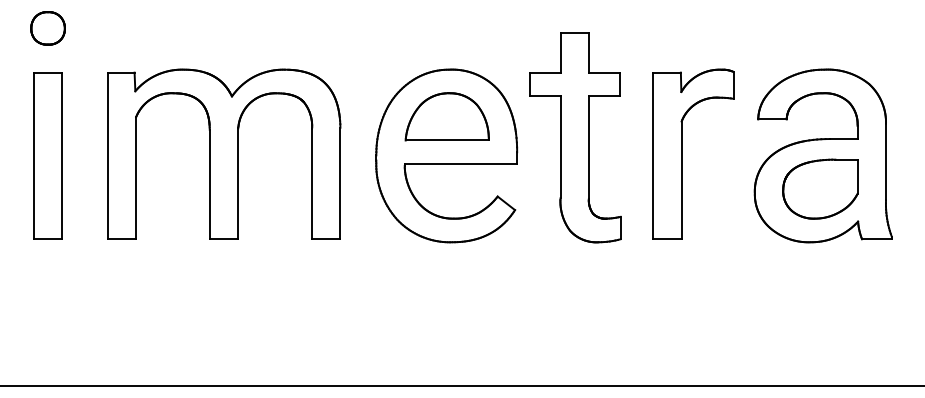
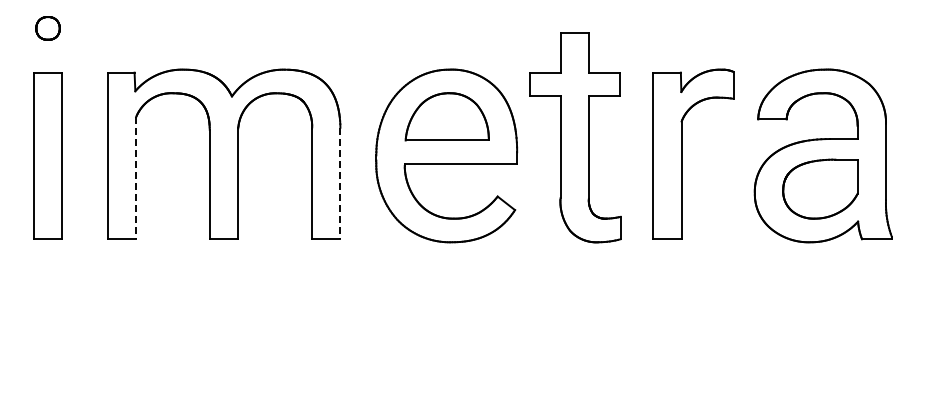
part size: 36x35 px -> 26x25 px (47, 28)
line: solid -> dashed (136, 178)
line: solid -> dashed (340, 183)
line: present -> none (461, 385)
